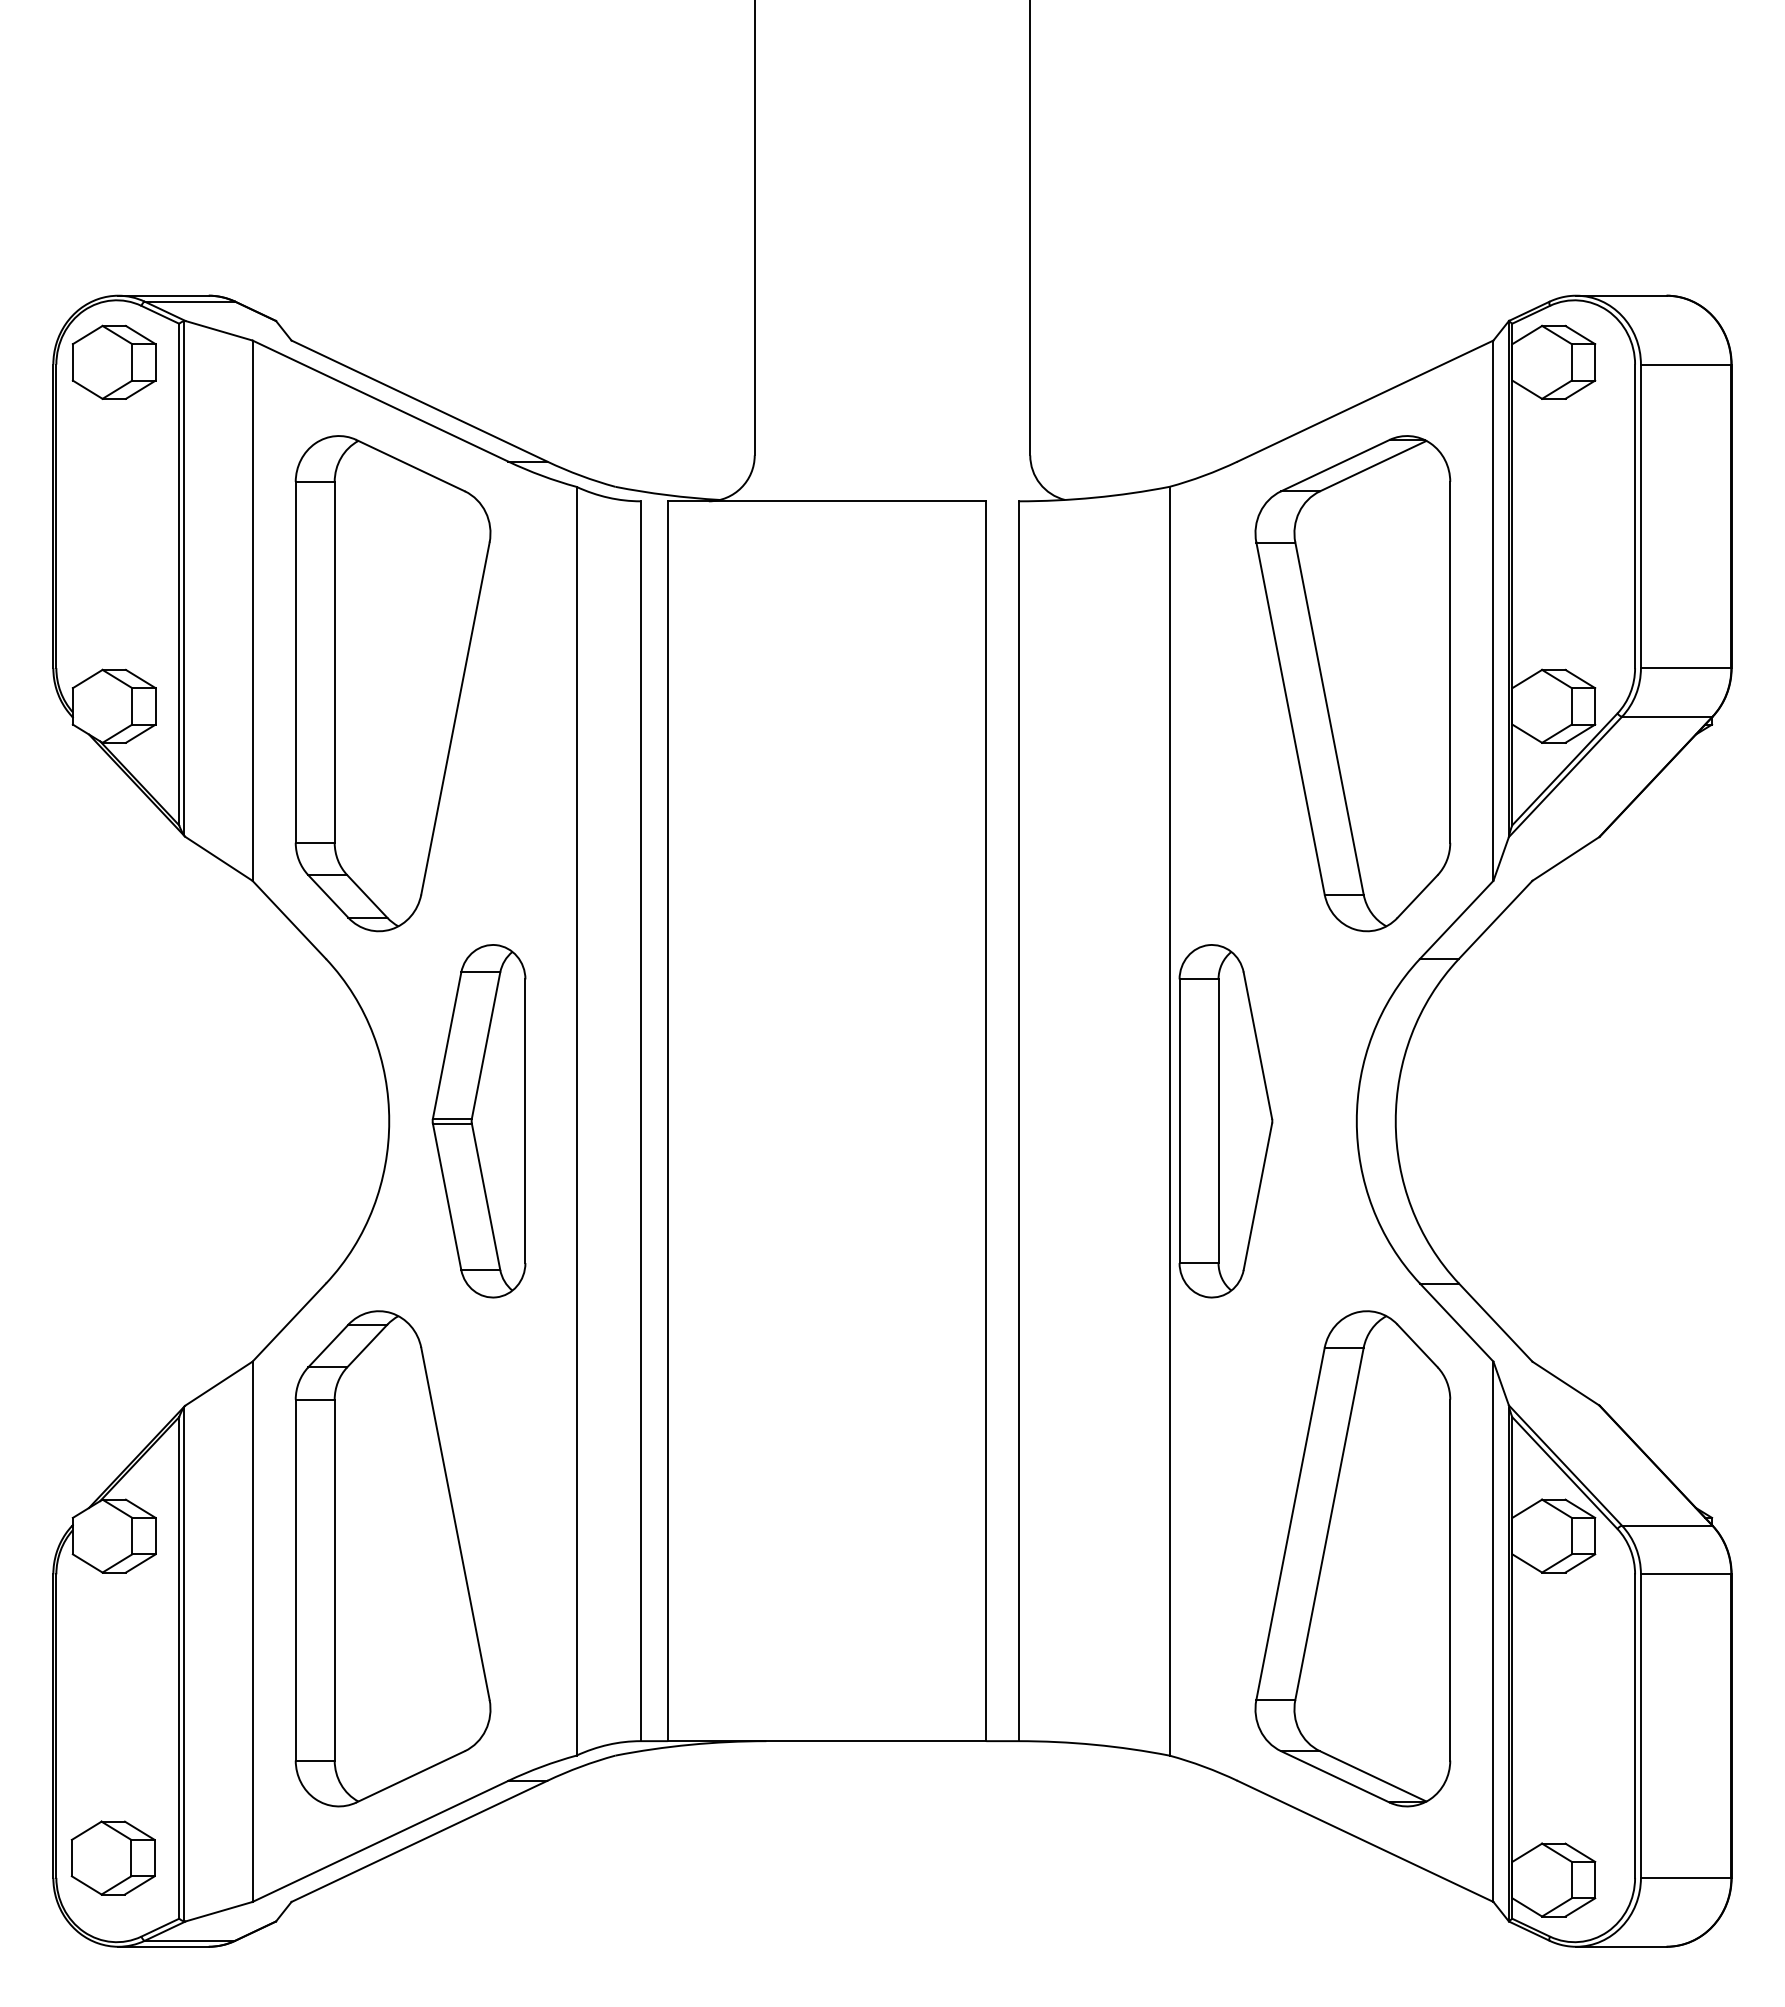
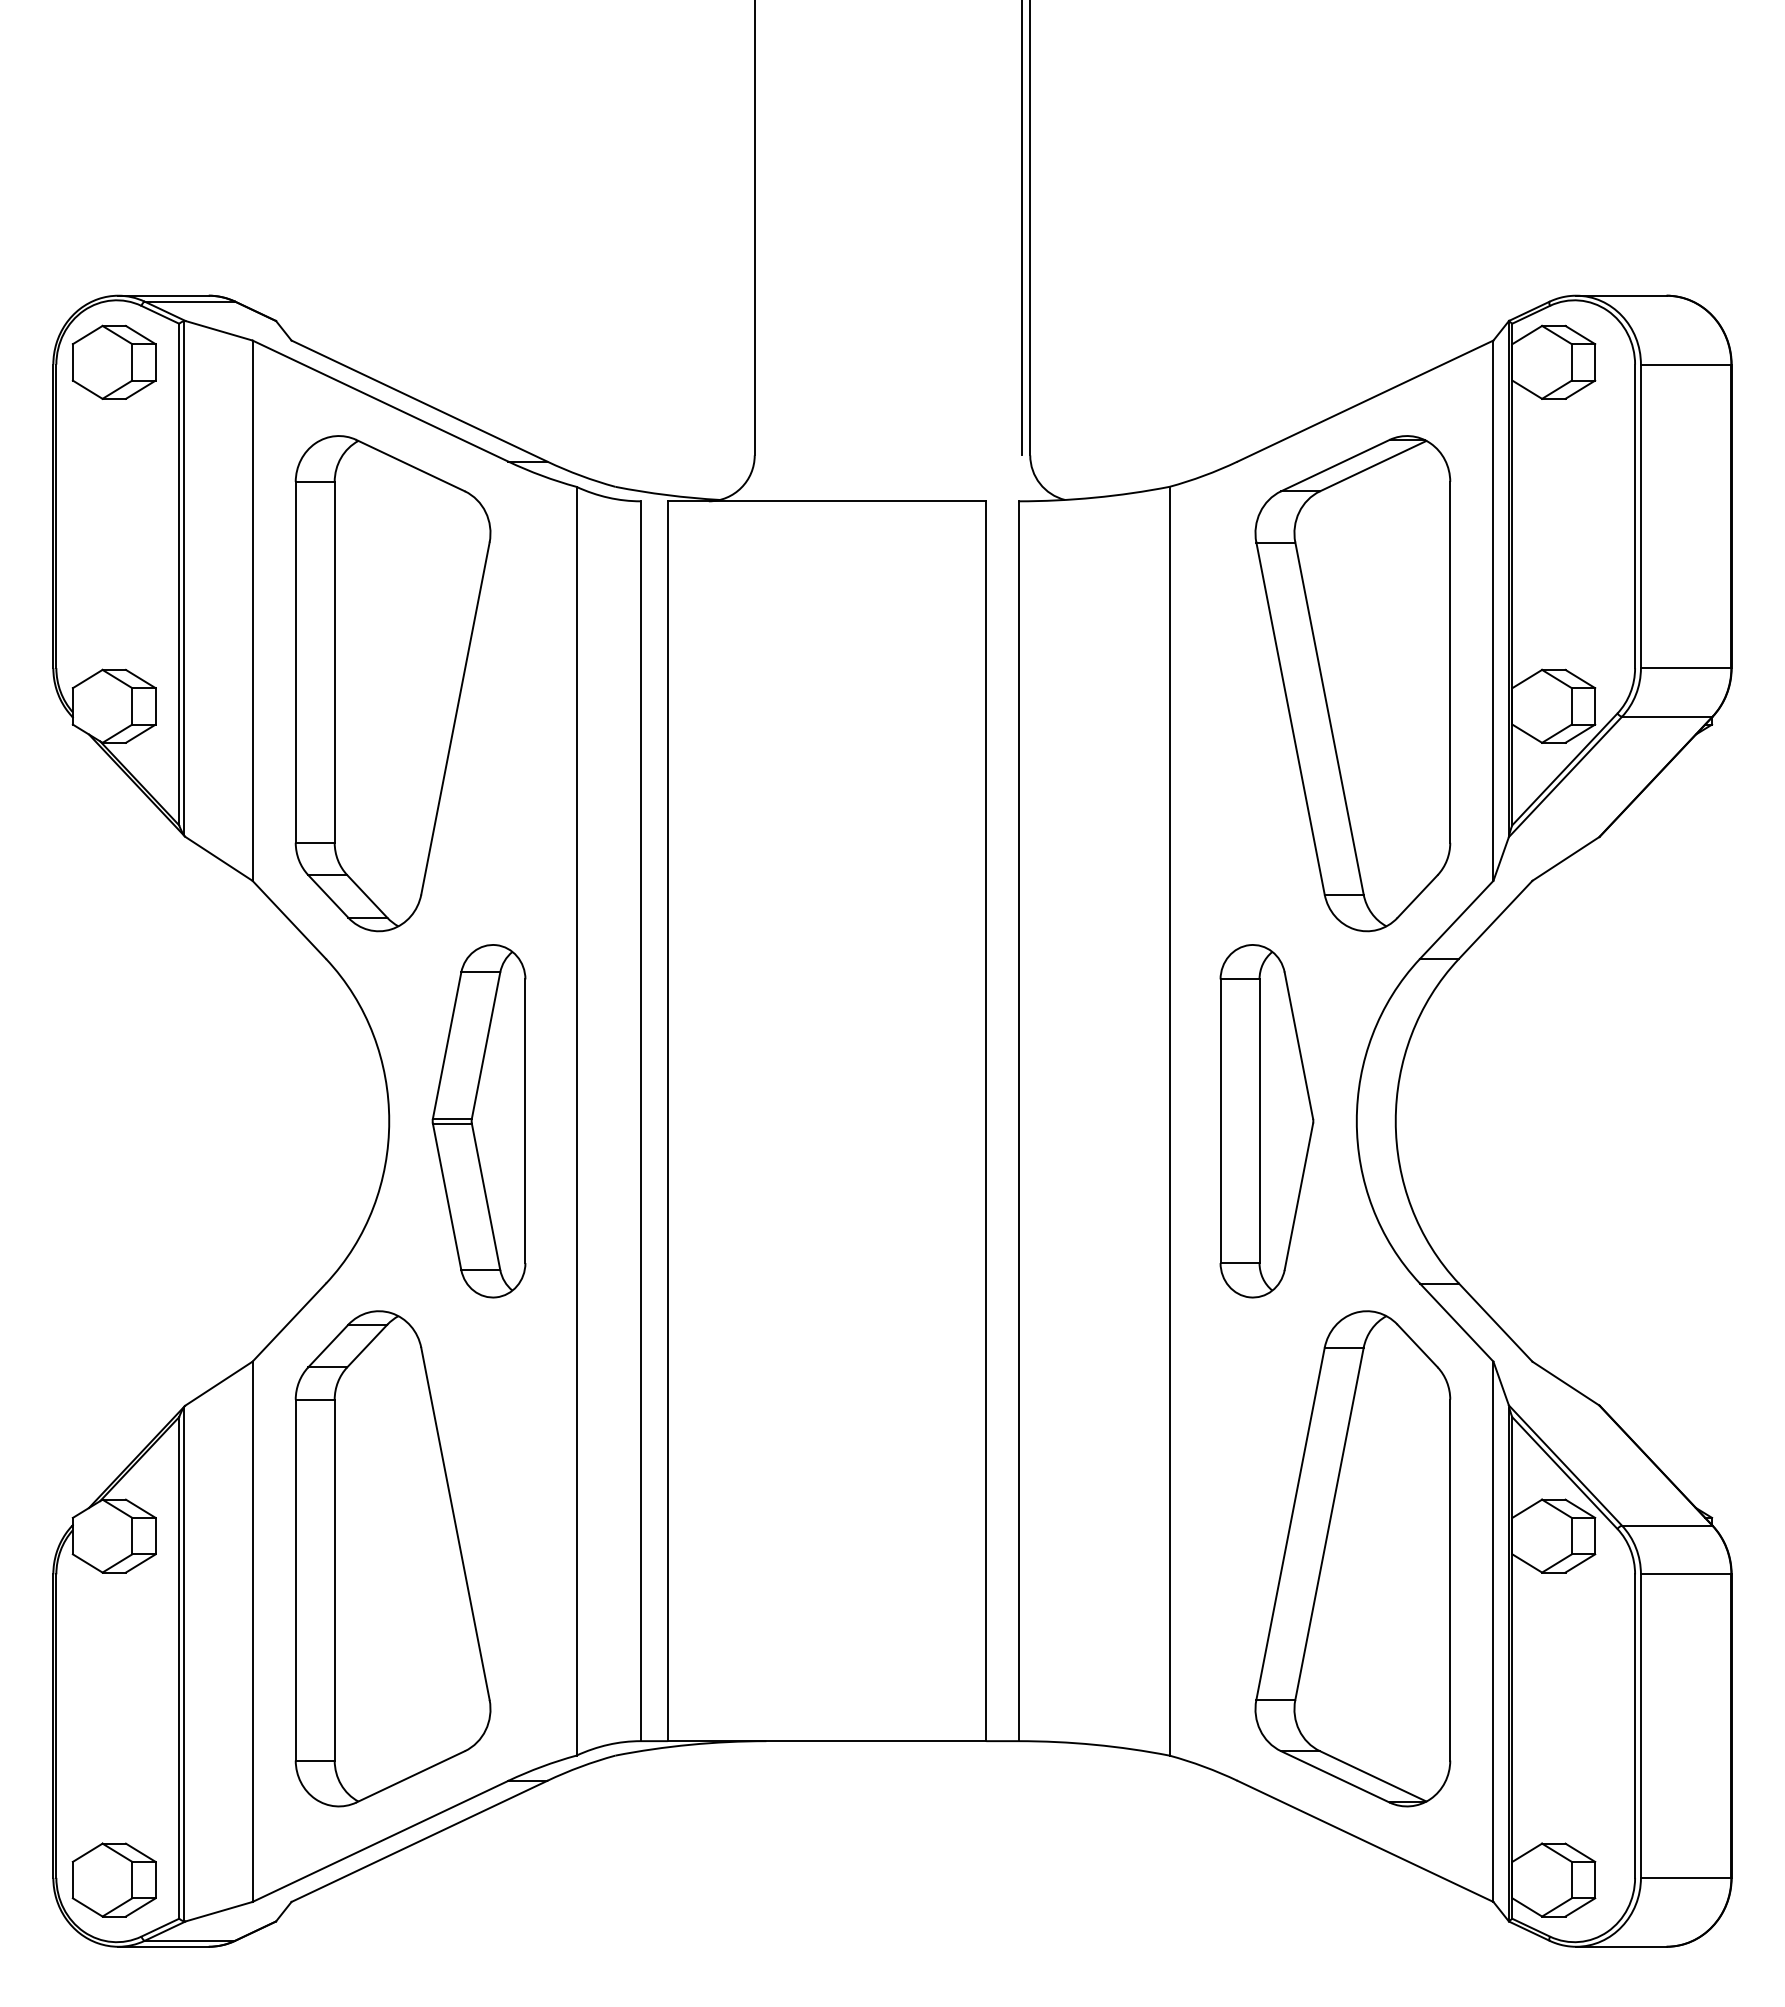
line: none -> present (1022, 228)
part position: (1225, 1121) -> (1266, 1121) (1266, 1121)
part position: (112, 1857) -> (113, 1879) (113, 1879)
